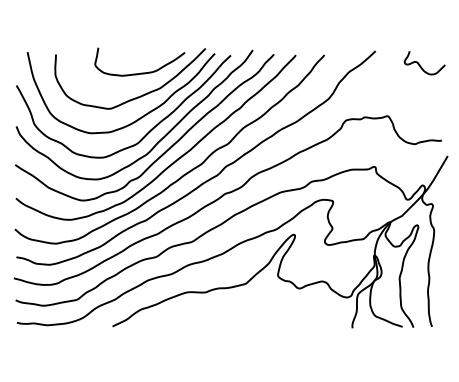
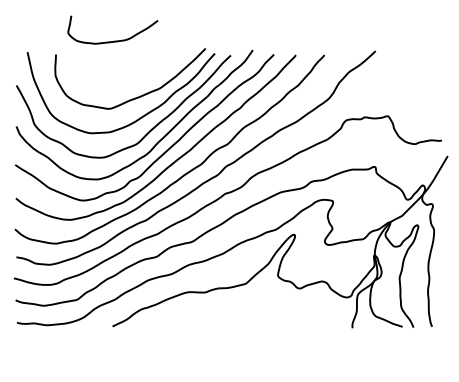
curve: present -> none (420, 64)
curve position: (140, 72) -> (113, 40) (113, 40)
